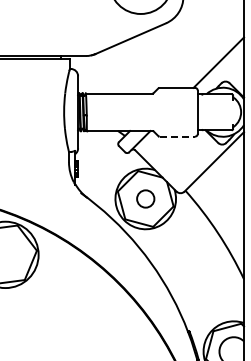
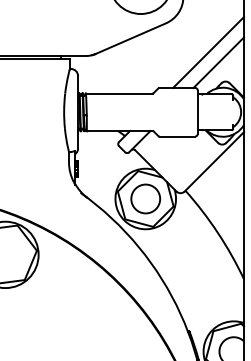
line: none -> present (208, 52)
line: dashed -> solid (177, 136)
circle diameter: 17 px -> 29 px (145, 198)
